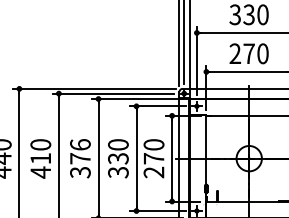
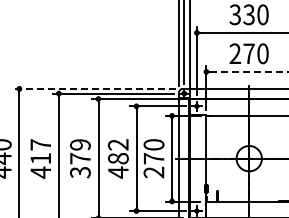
line: solid -> dashed (249, 71)
line: solid -> dashed (94, 88)
text: 410 -> 417 (40, 144)
text: 376 -> 379 (80, 144)
text: 330 -> 482 (118, 158)
